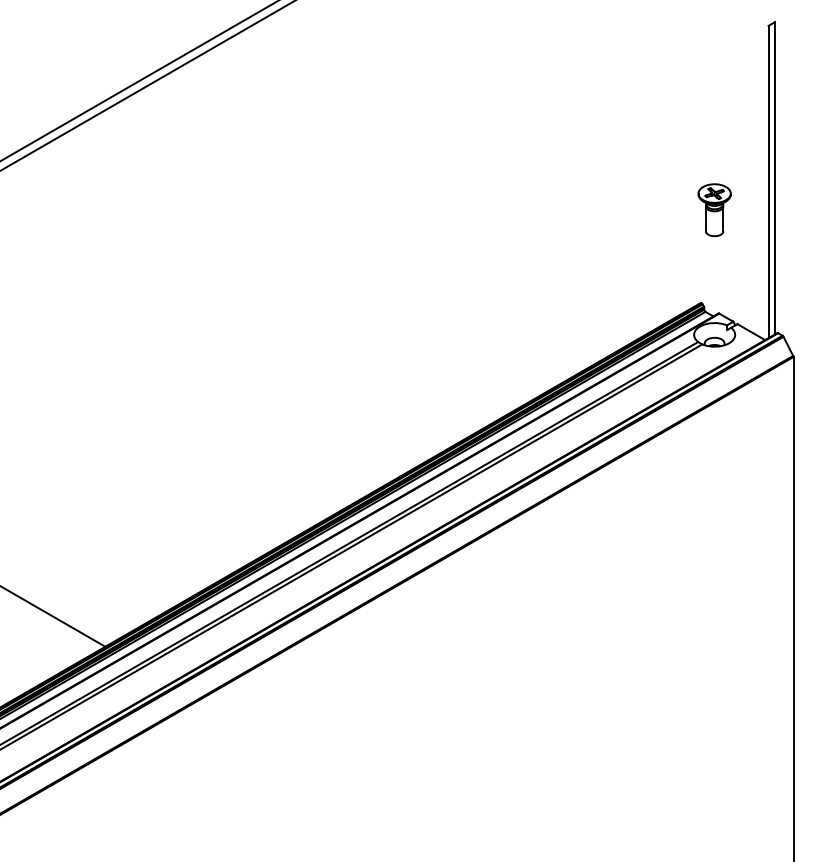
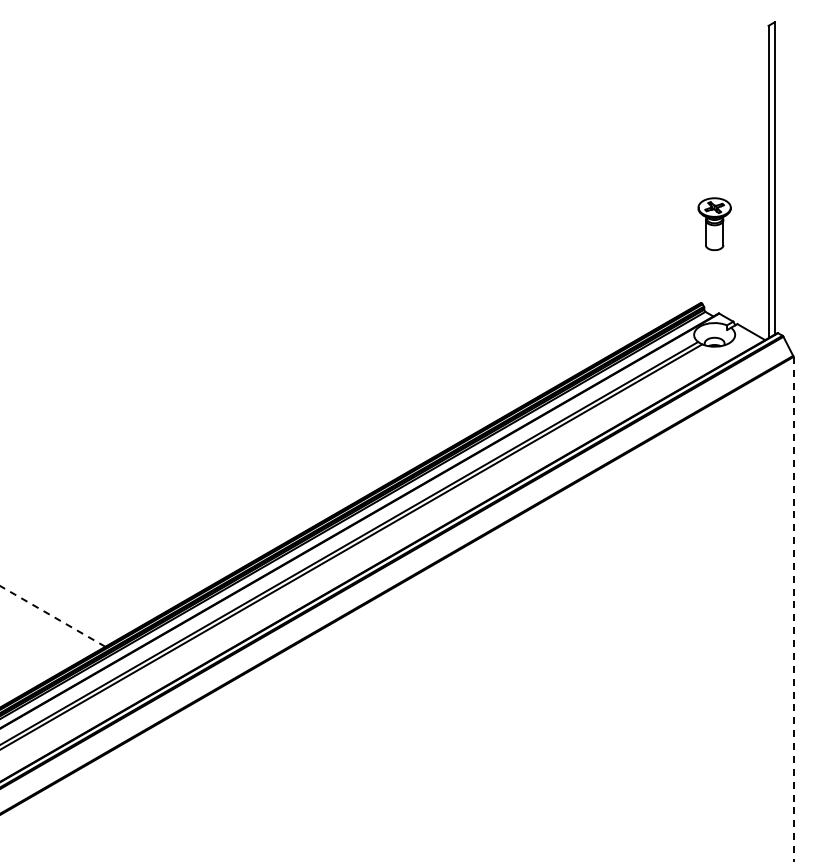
line: present -> none (139, 81)
line: present -> none (147, 85)
part position: (714, 209) -> (714, 223) (714, 223)
line: solid -> dashed (793, 609)
line: solid -> dashed (52, 616)
